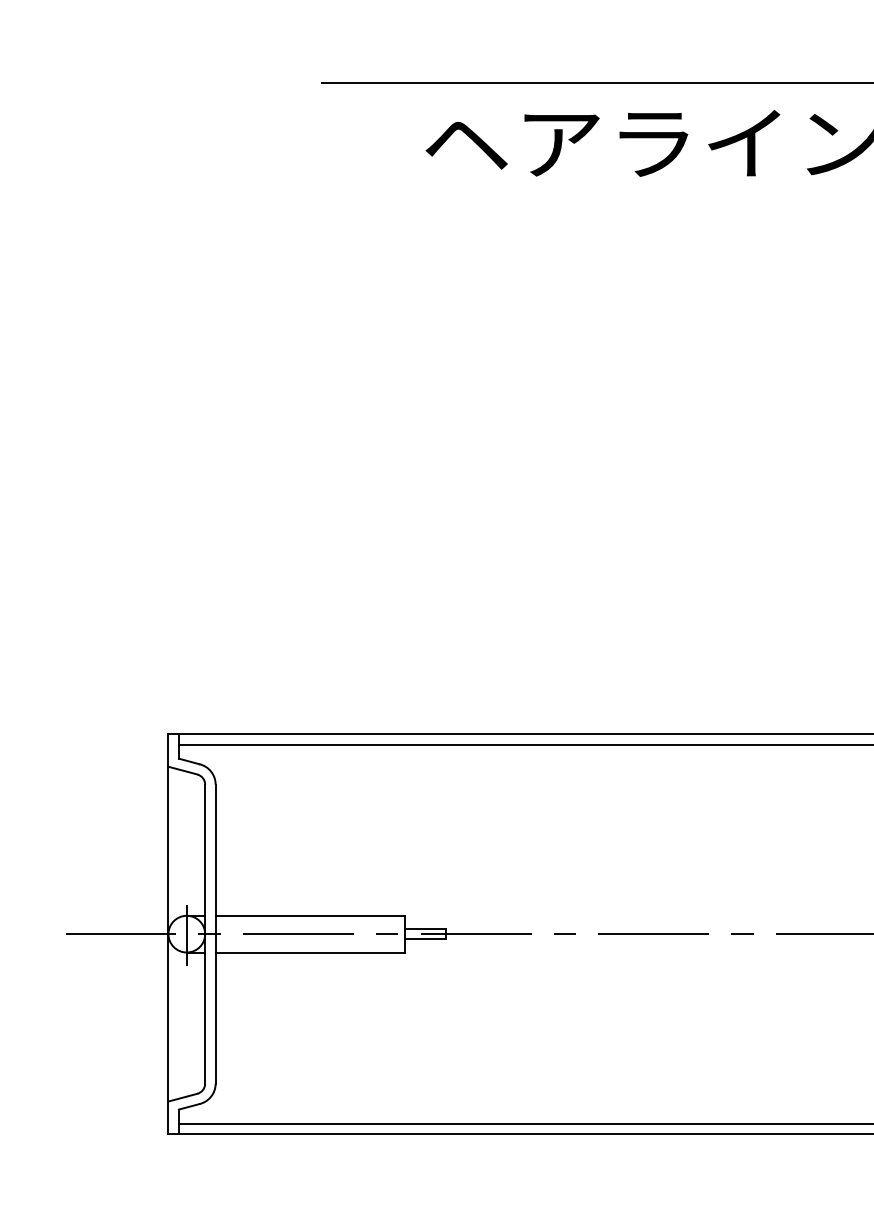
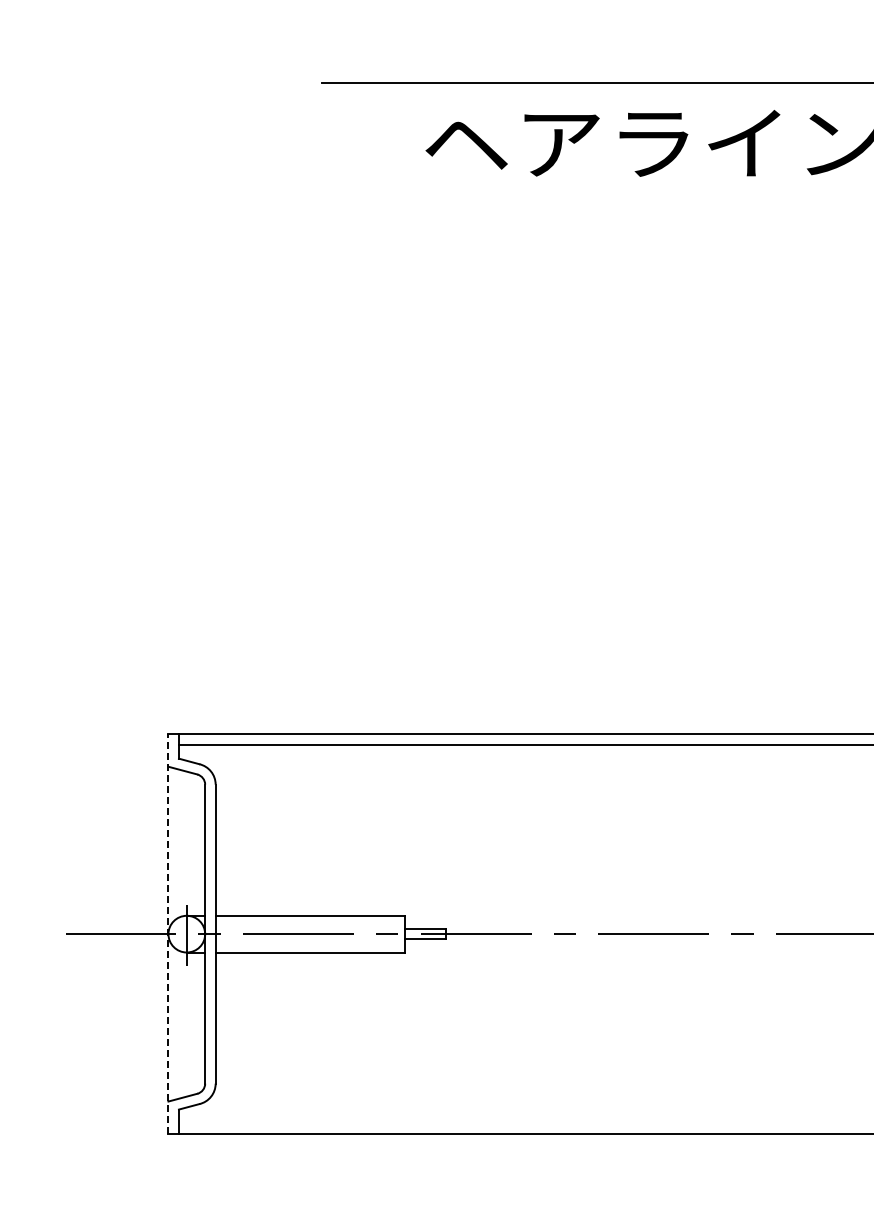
line: solid -> dashed (168, 933)
line: present -> none (524, 1123)
